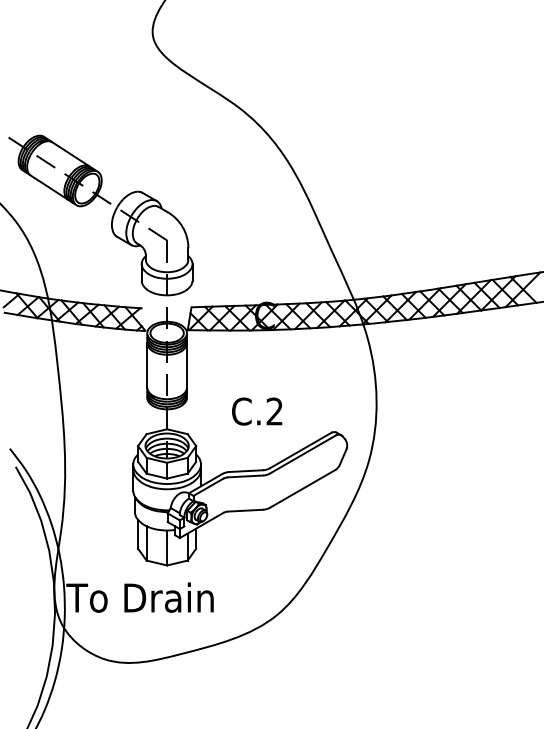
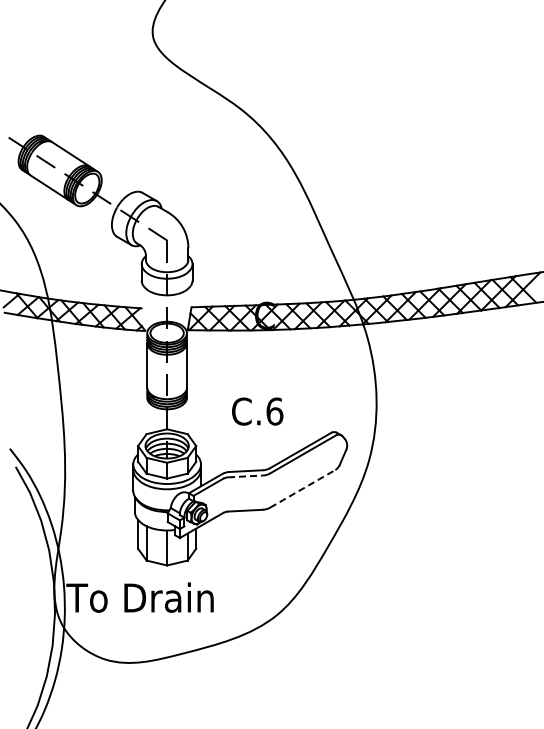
text: C.2 -> C.6 (274, 411)
line: solid -> dashed (245, 476)
line: solid -> dashed (302, 488)
